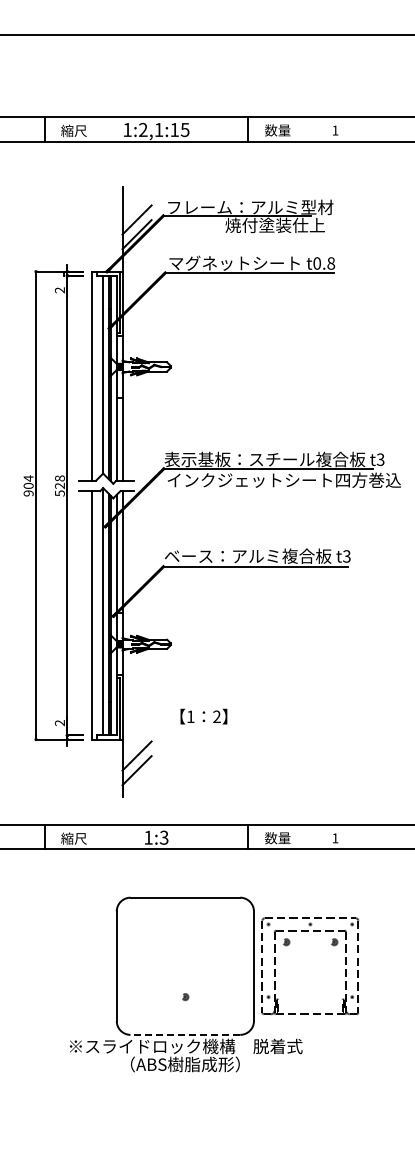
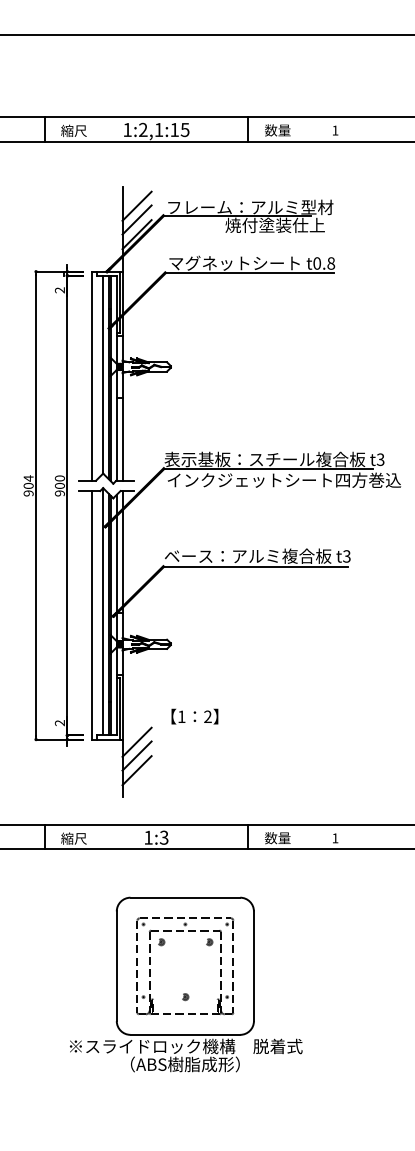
line: none -> present (136, 205)
text: 528 -> 900 (59, 485)
text position: (203, 716) -> (194, 716) (194, 716)
line: none -> present (136, 741)
part position: (331, 945) -> (206, 945) (206, 945)
line: dashed -> solid (185, 1034)
